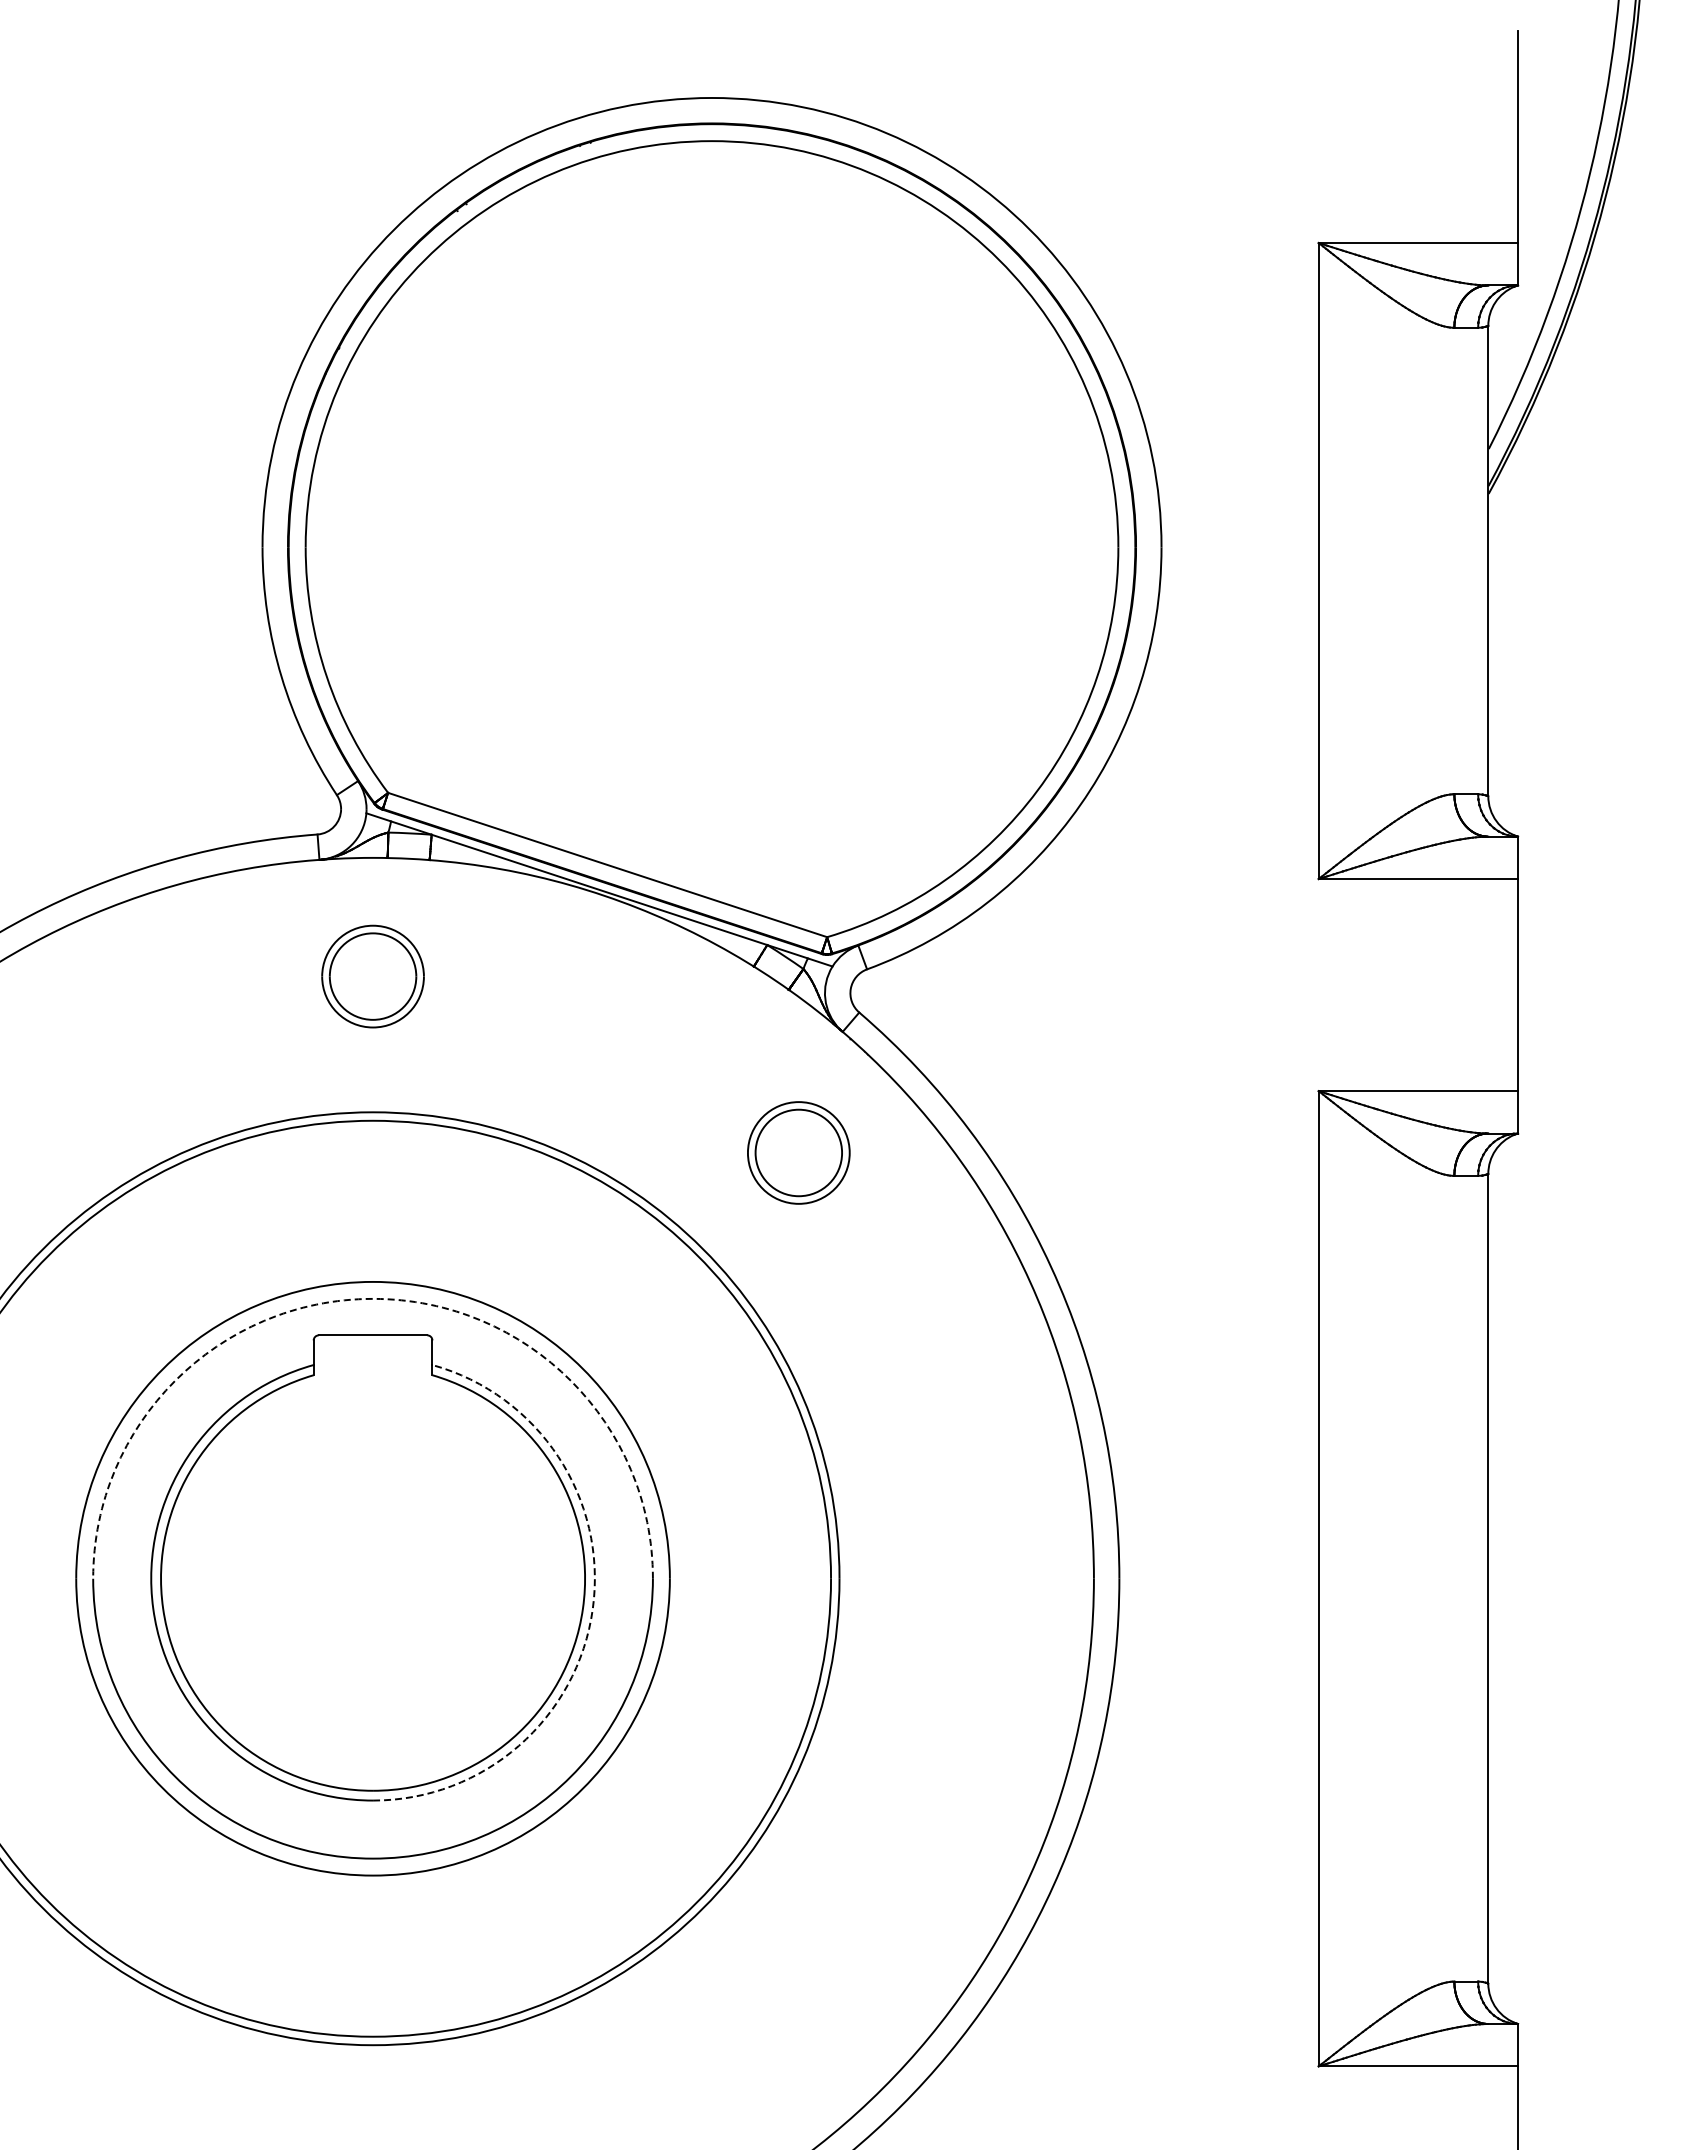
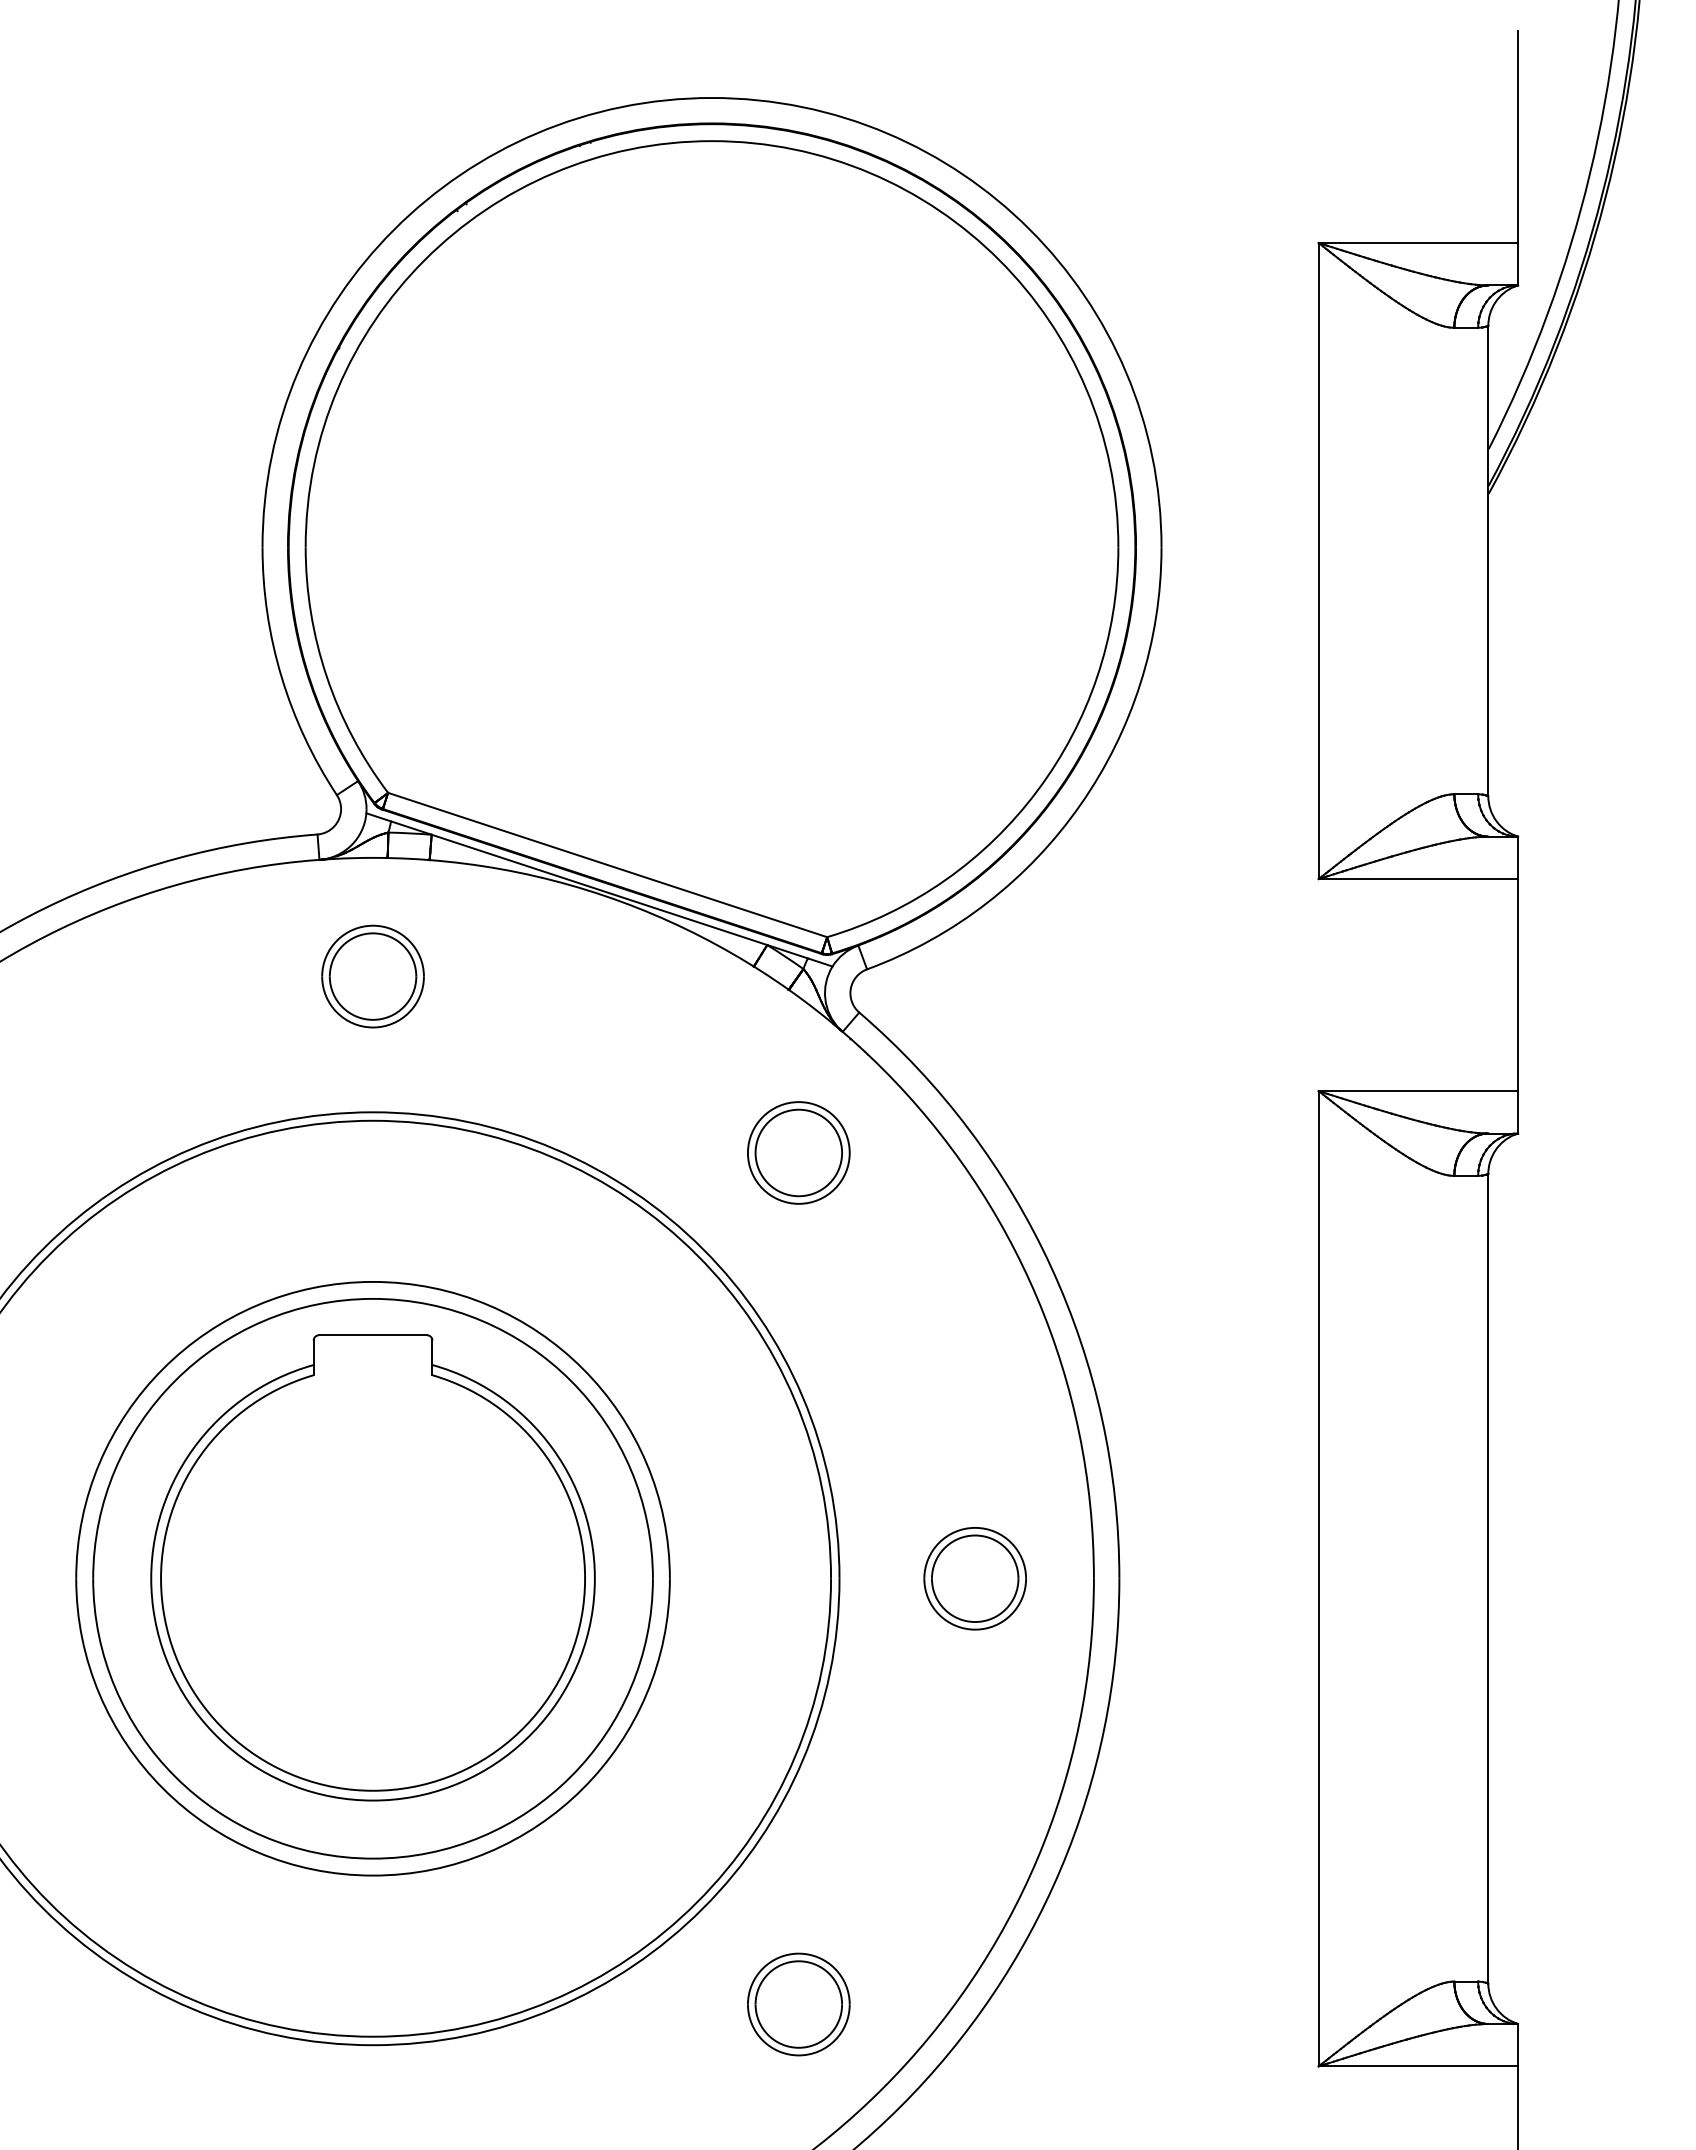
arc: dashed -> solid (373, 1298)
part: none -> present (974, 1578)
arc: dashed -> solid (592, 1608)
part: none -> present (798, 2004)
